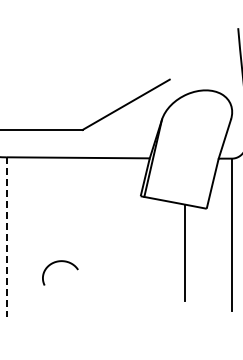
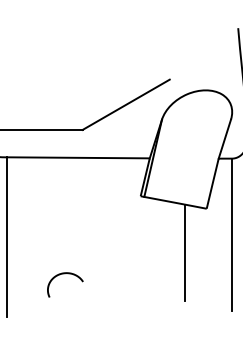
line: dashed -> solid (6, 237)
curve position: (60, 262) -> (65, 274) (65, 274)
